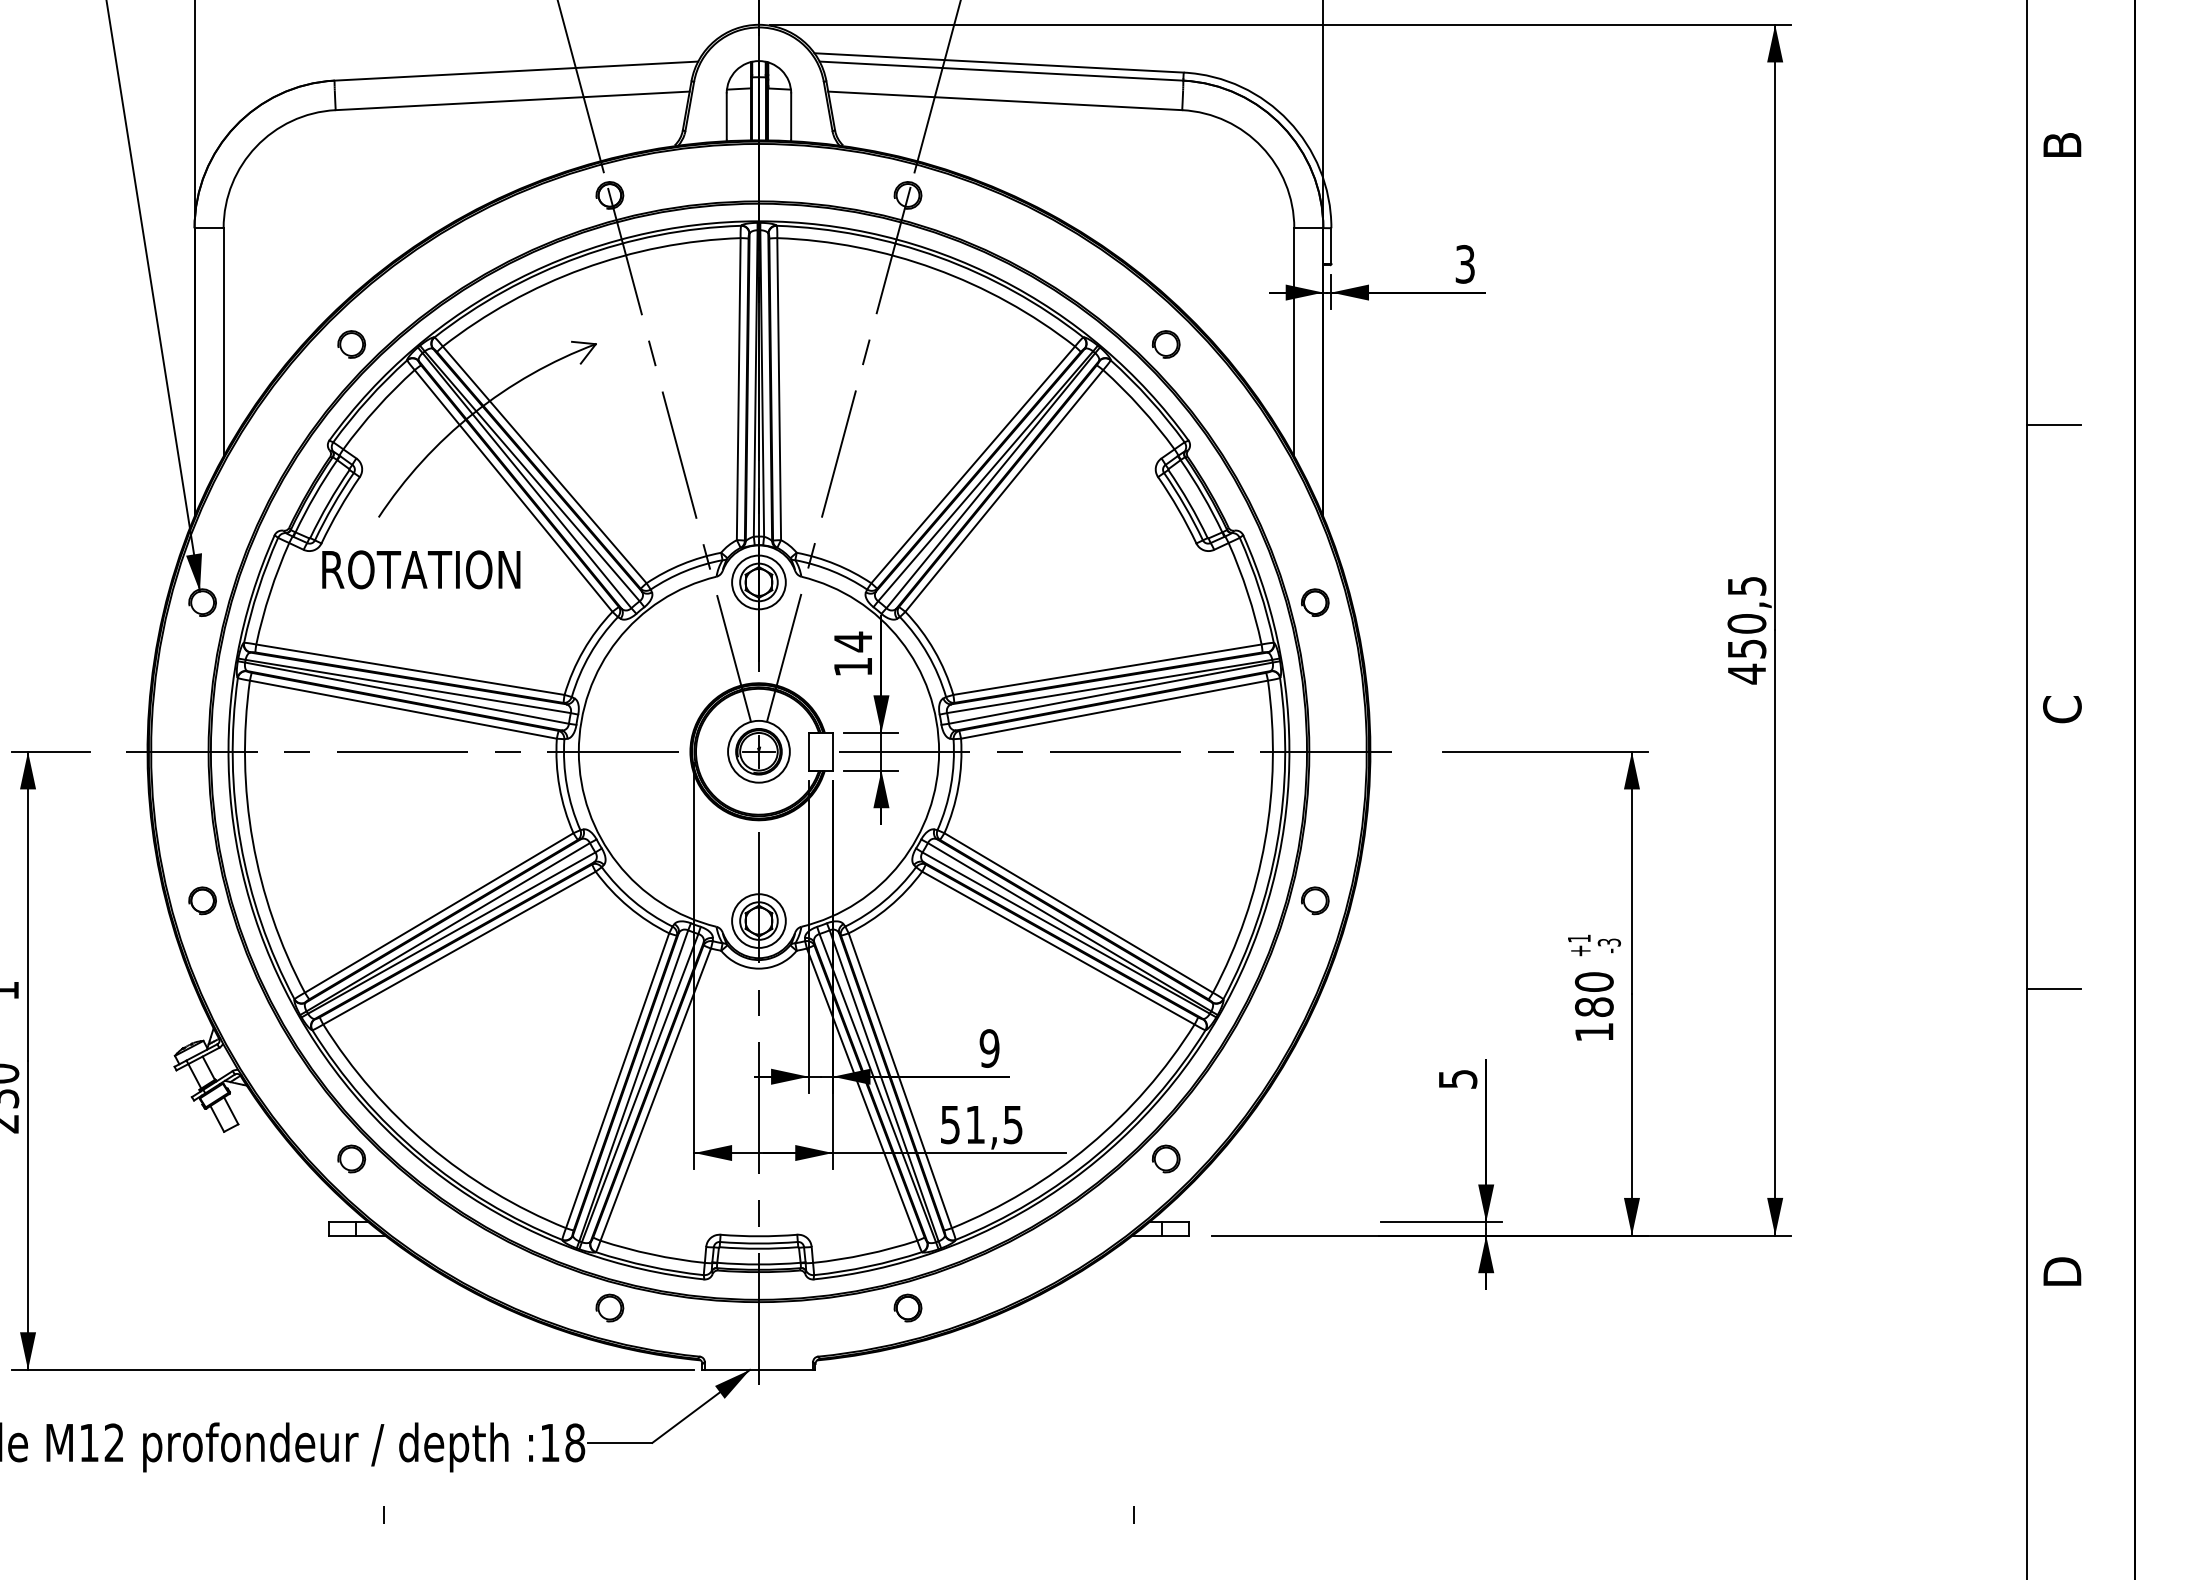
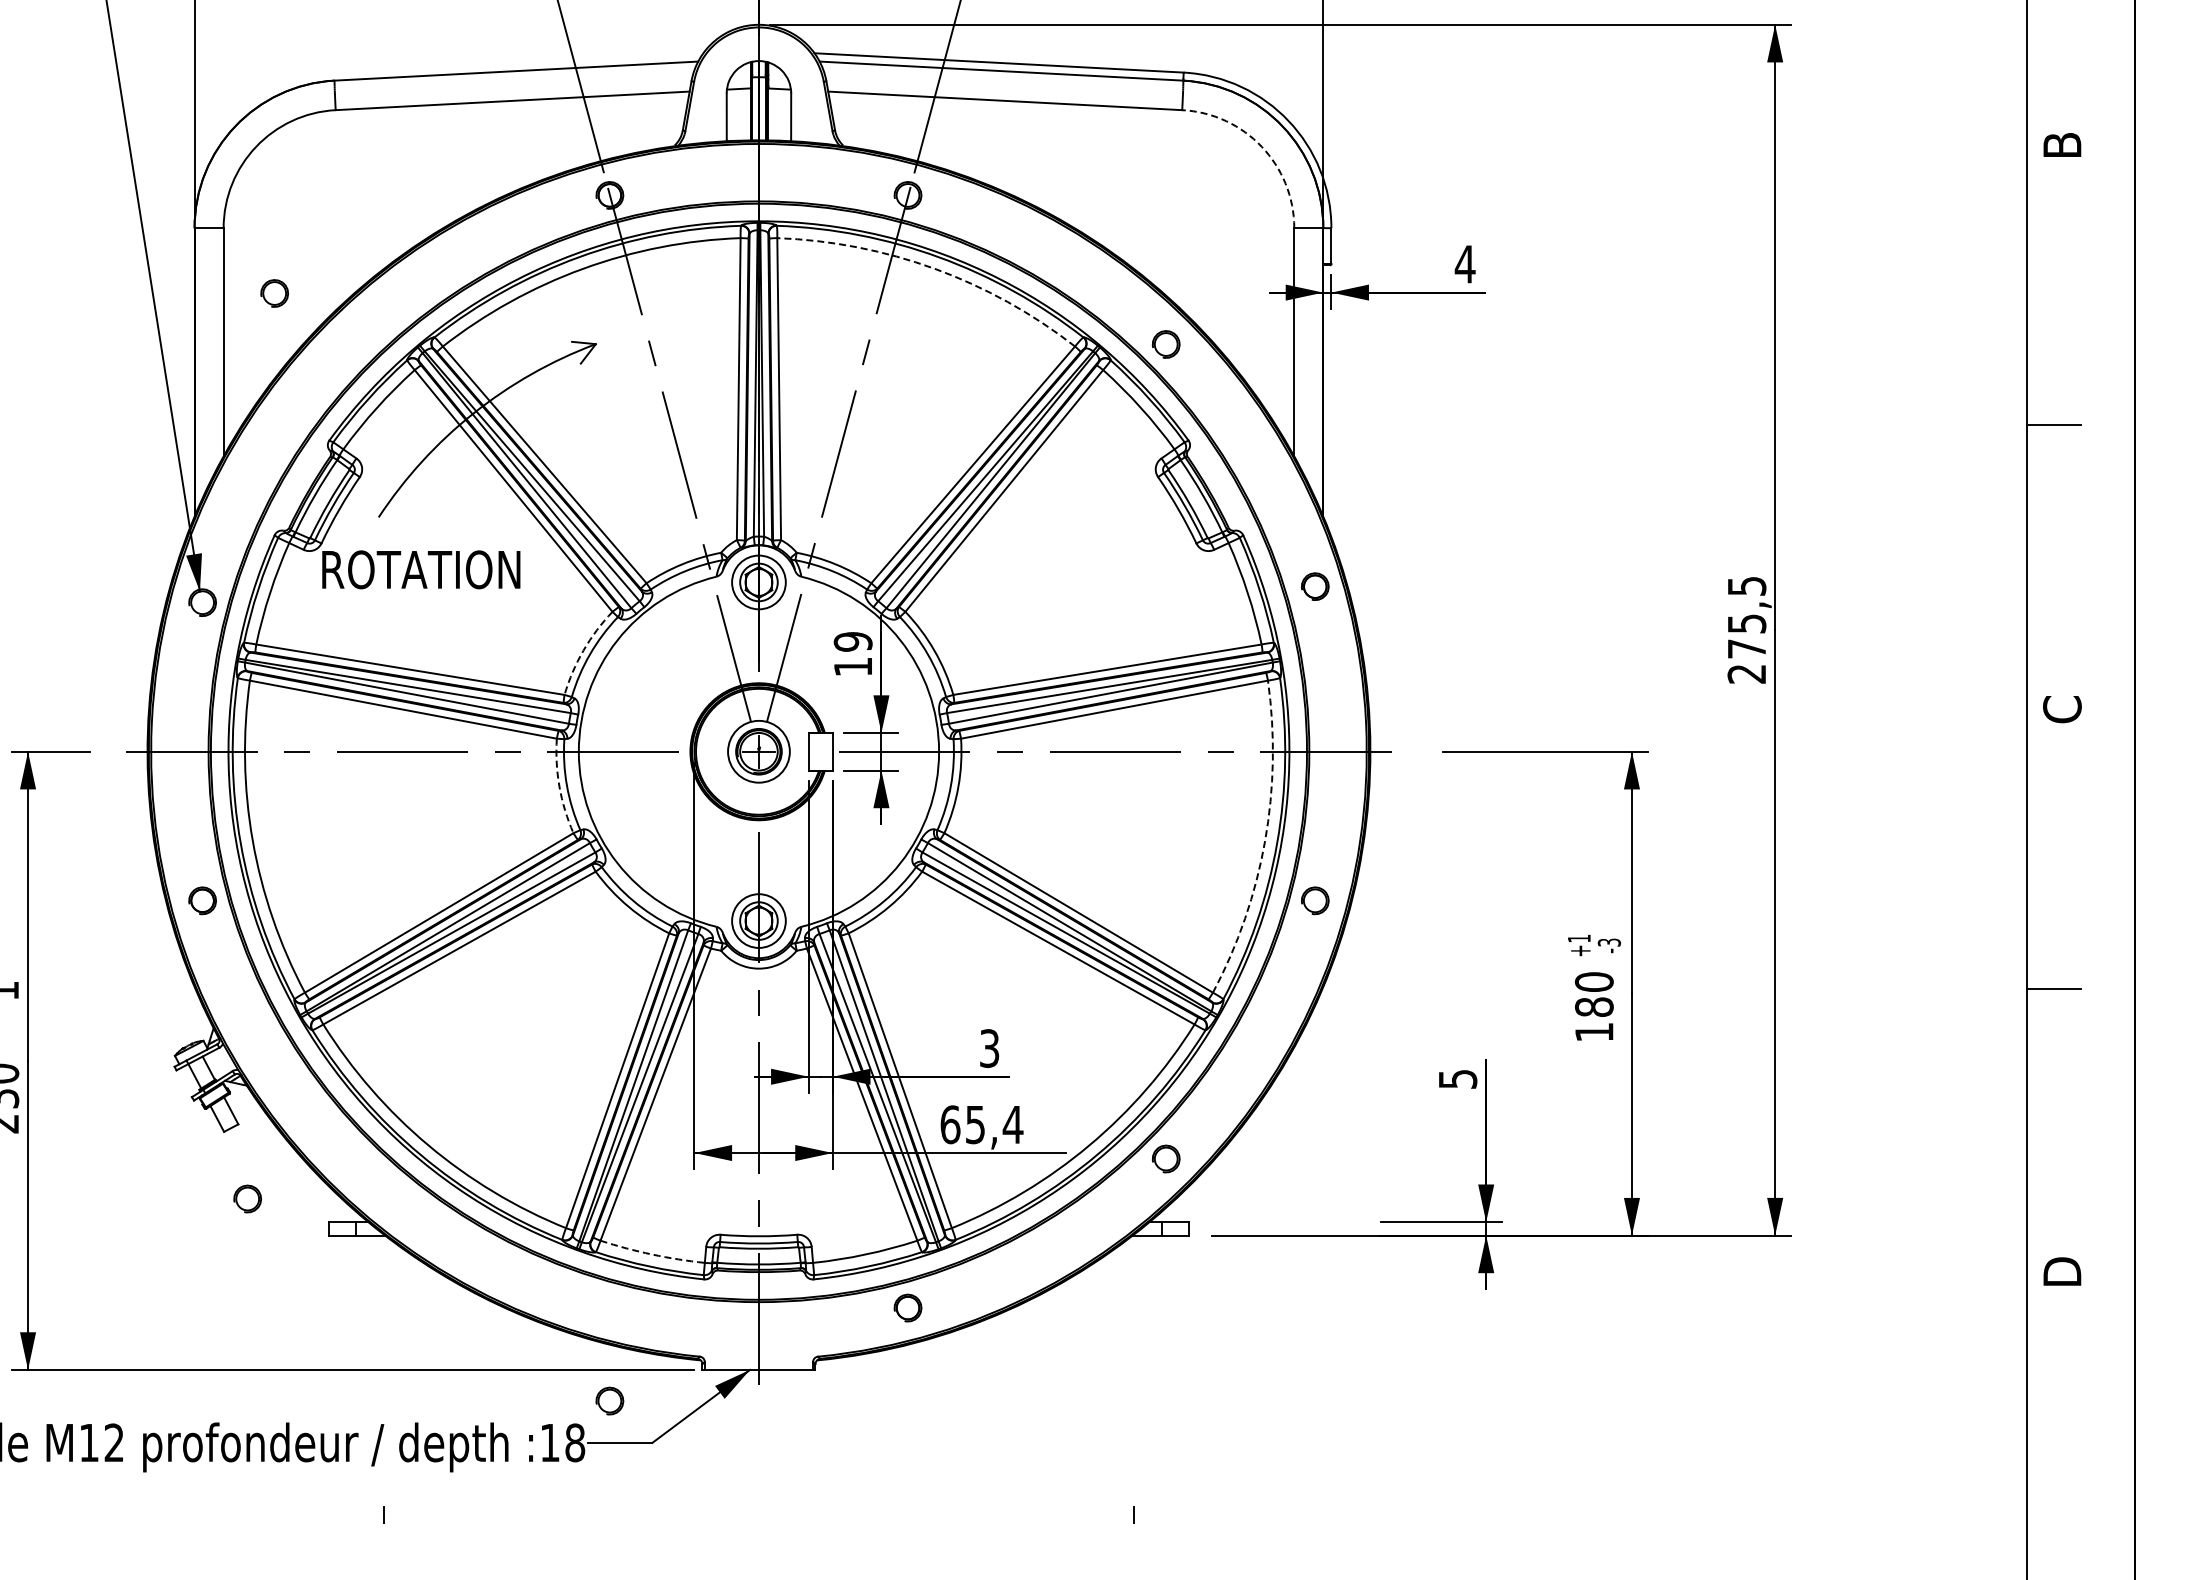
arc: solid -> dashed (1261, 146)
text: 3 -> 4 (1464, 264)
arc: solid -> dashed (934, 268)
part position: (351, 344) -> (274, 293) (274, 293)
part position: (1315, 602) -> (1315, 586) (1315, 586)
text: 14 -> 19 (852, 641)
text: 450,5 -> 275,5 (1746, 649)
arc: solid -> dashed (583, 650)
arc: solid -> dashed (559, 786)
arc: solid -> dashed (1265, 841)
text: 9 -> 3 (989, 1048)
text: 51,5 -> 65,4 (981, 1124)
part position: (351, 1158) -> (247, 1198) (247, 1198)
arc: solid -> dashed (652, 1254)
part position: (609, 1307) -> (609, 1400) (609, 1400)
